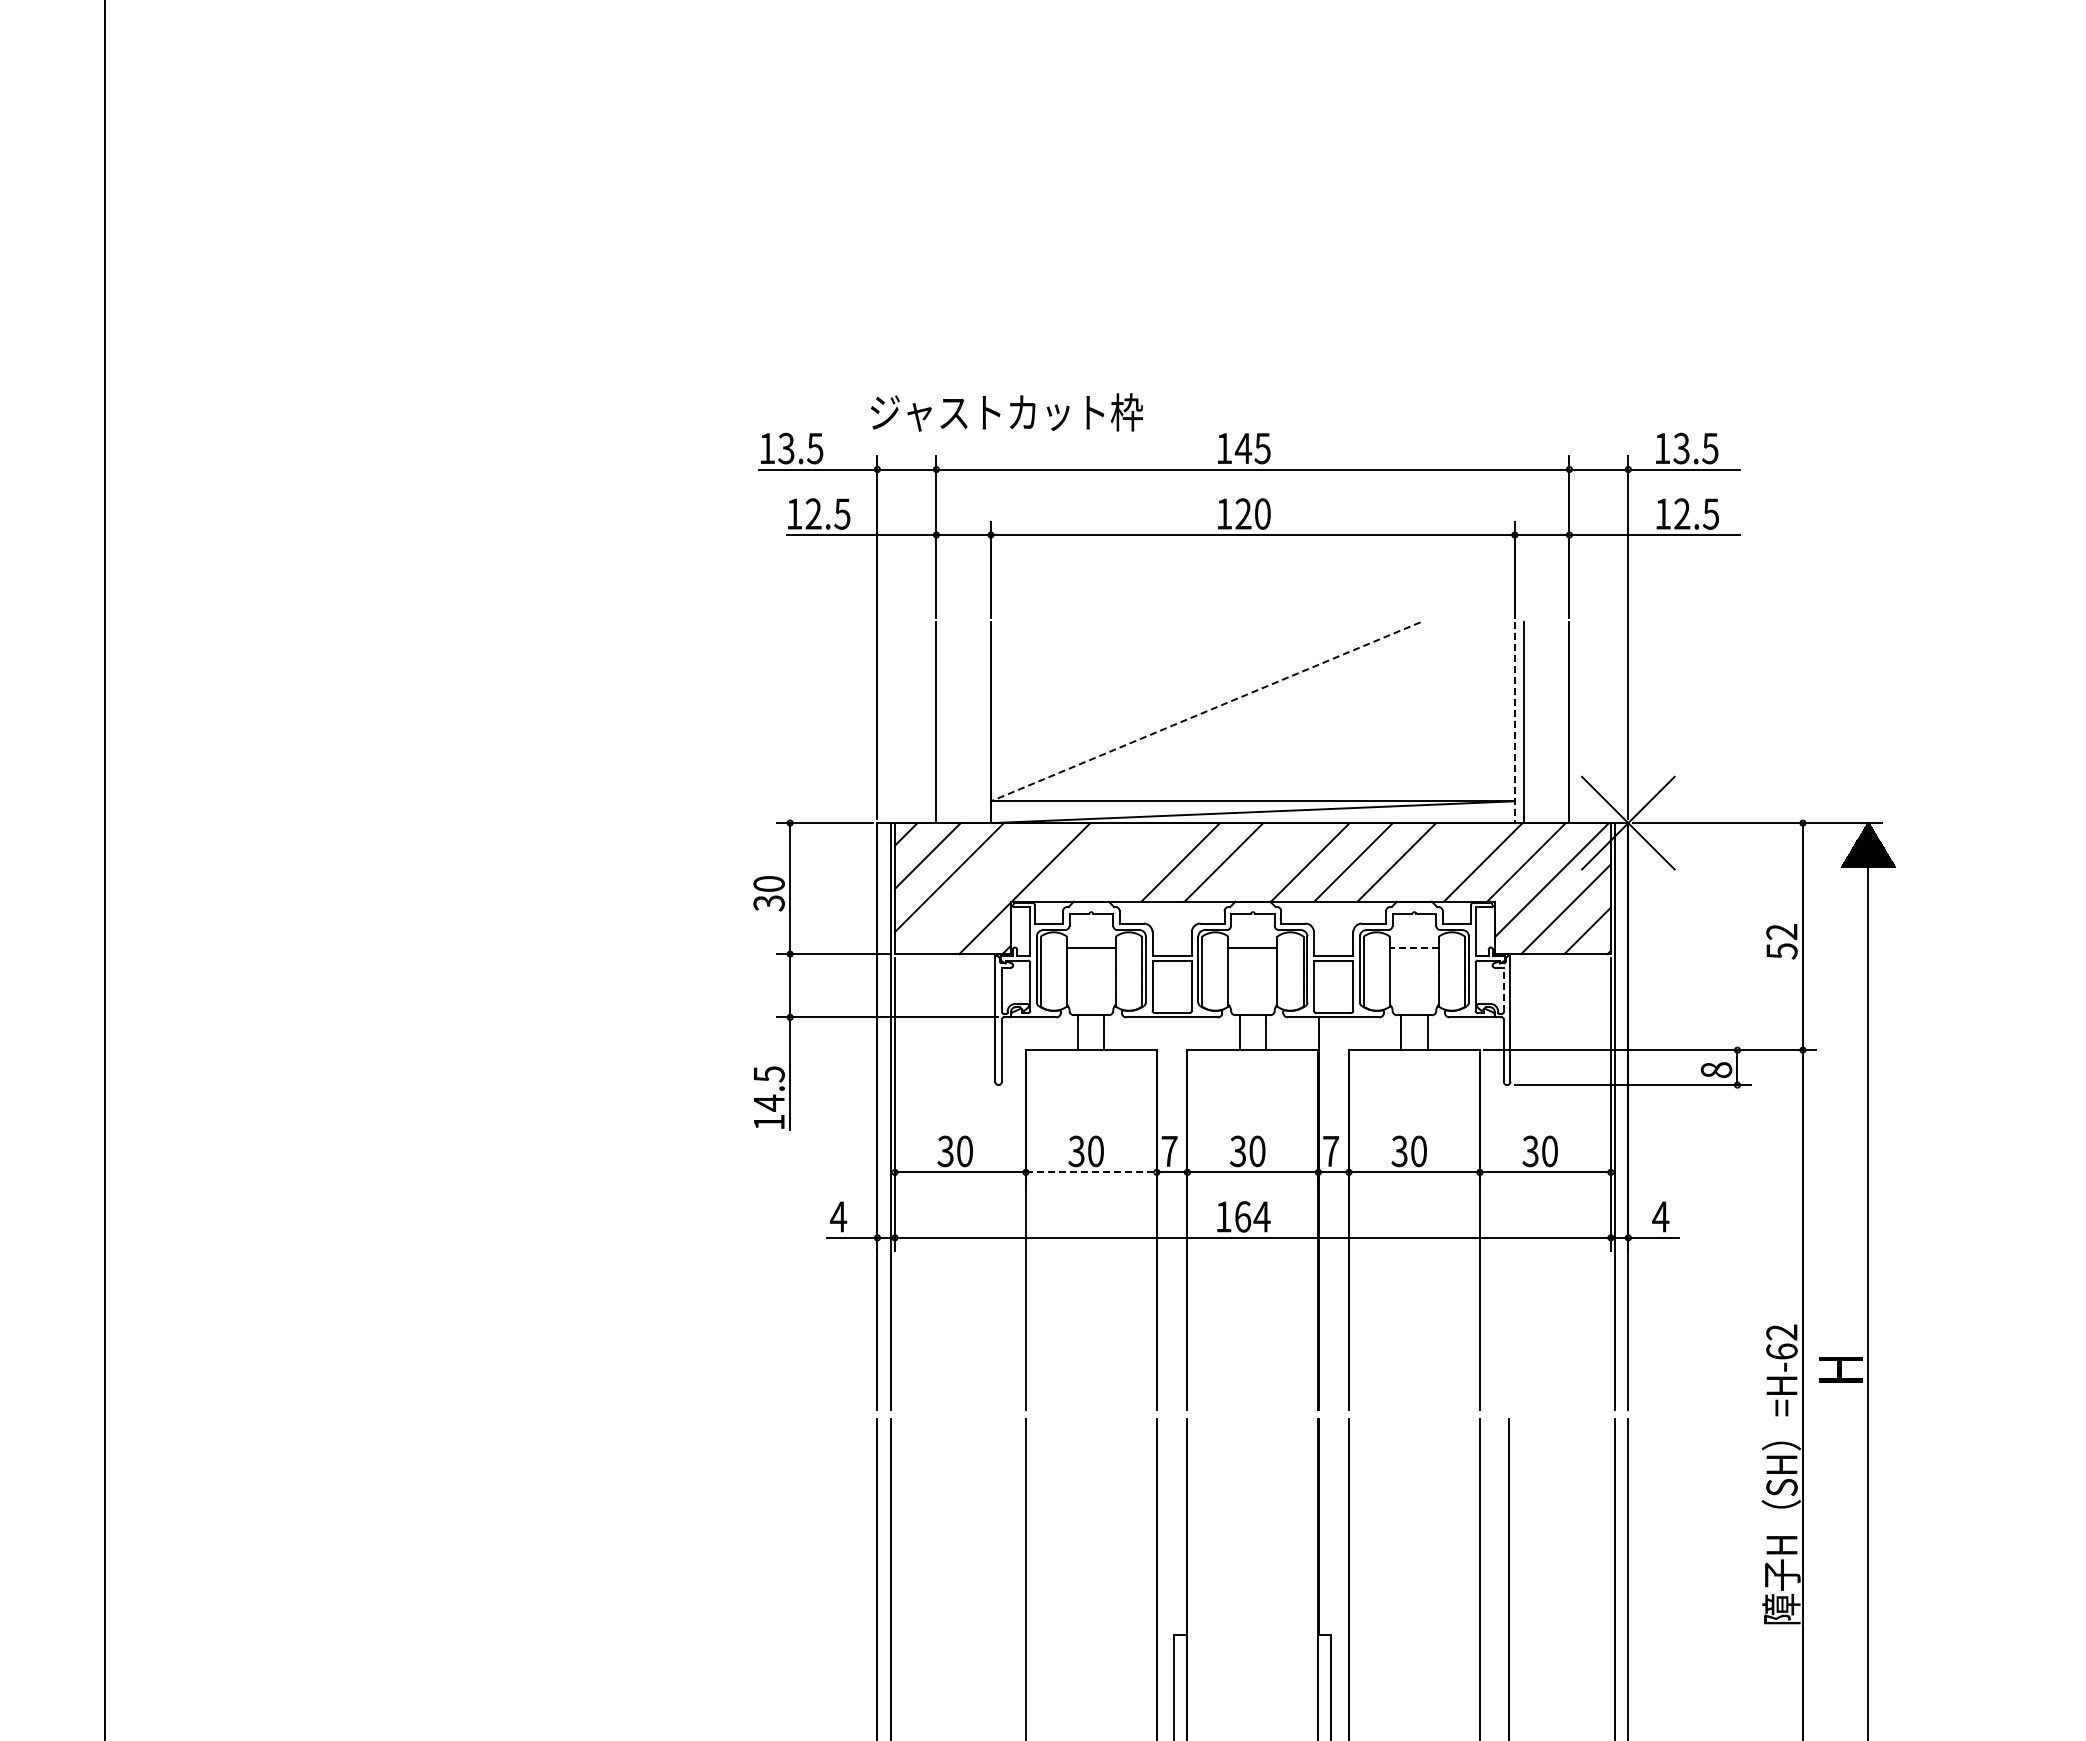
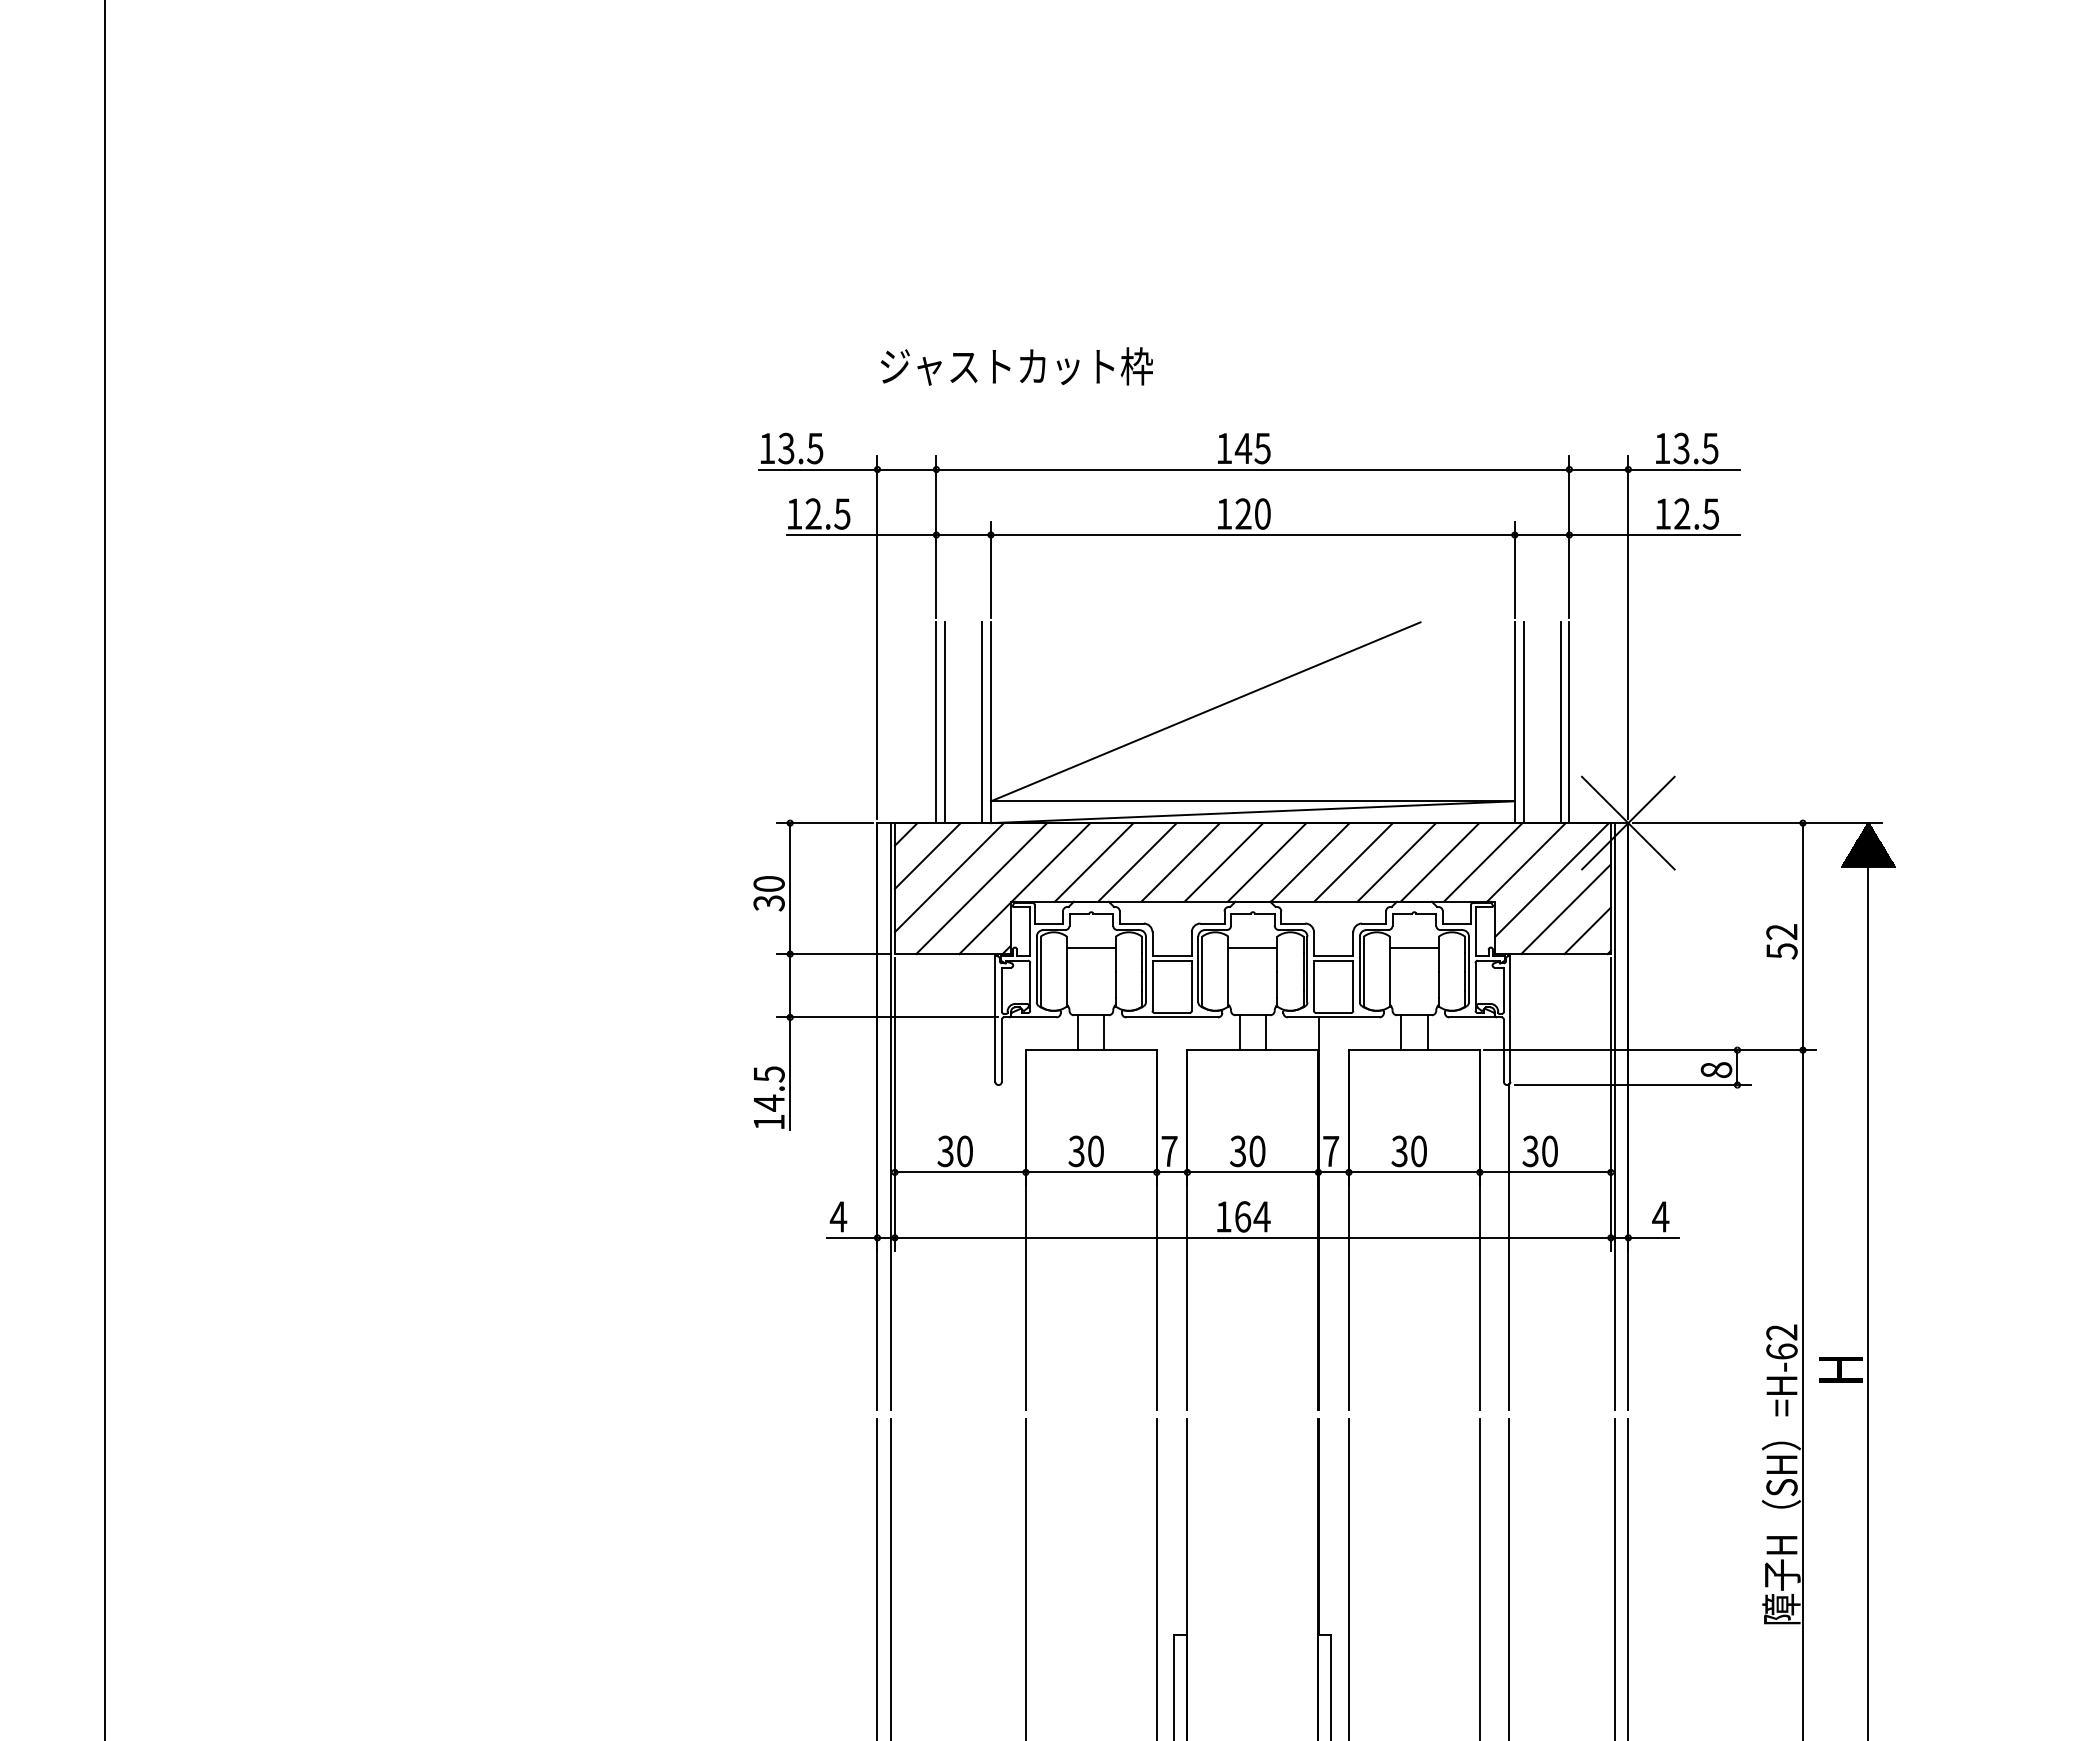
text position: (1006, 412) -> (1016, 366) (1016, 366)
line: dashed -> solid (1205, 711)
line: none -> present (945, 722)
line: none -> present (982, 722)
line: none -> present (1560, 722)
line: dashed -> solid (1514, 723)
line: none -> present (1093, 862)
line: none -> present (1137, 862)
line: none -> present (1266, 862)
line: none -> present (1439, 862)
line: none -> present (981, 888)
line: dashed -> solid (1413, 947)
line: dashed -> solid (1503, 989)
line: dashed -> solid (1091, 1172)
line: none -> present (1509, 1247)
